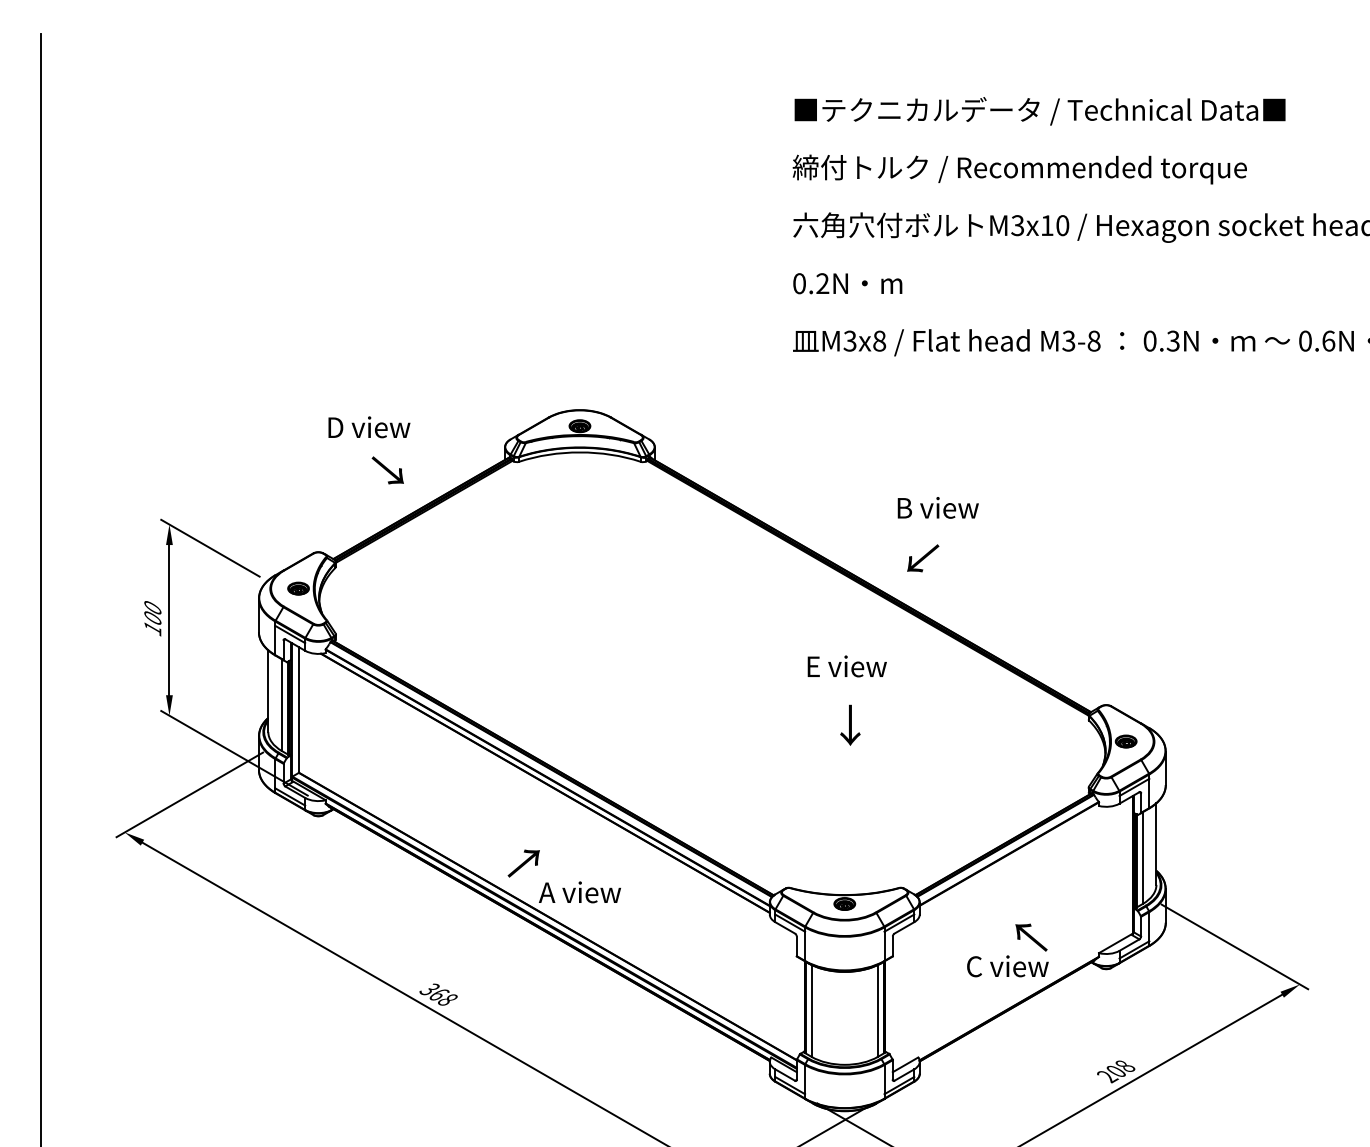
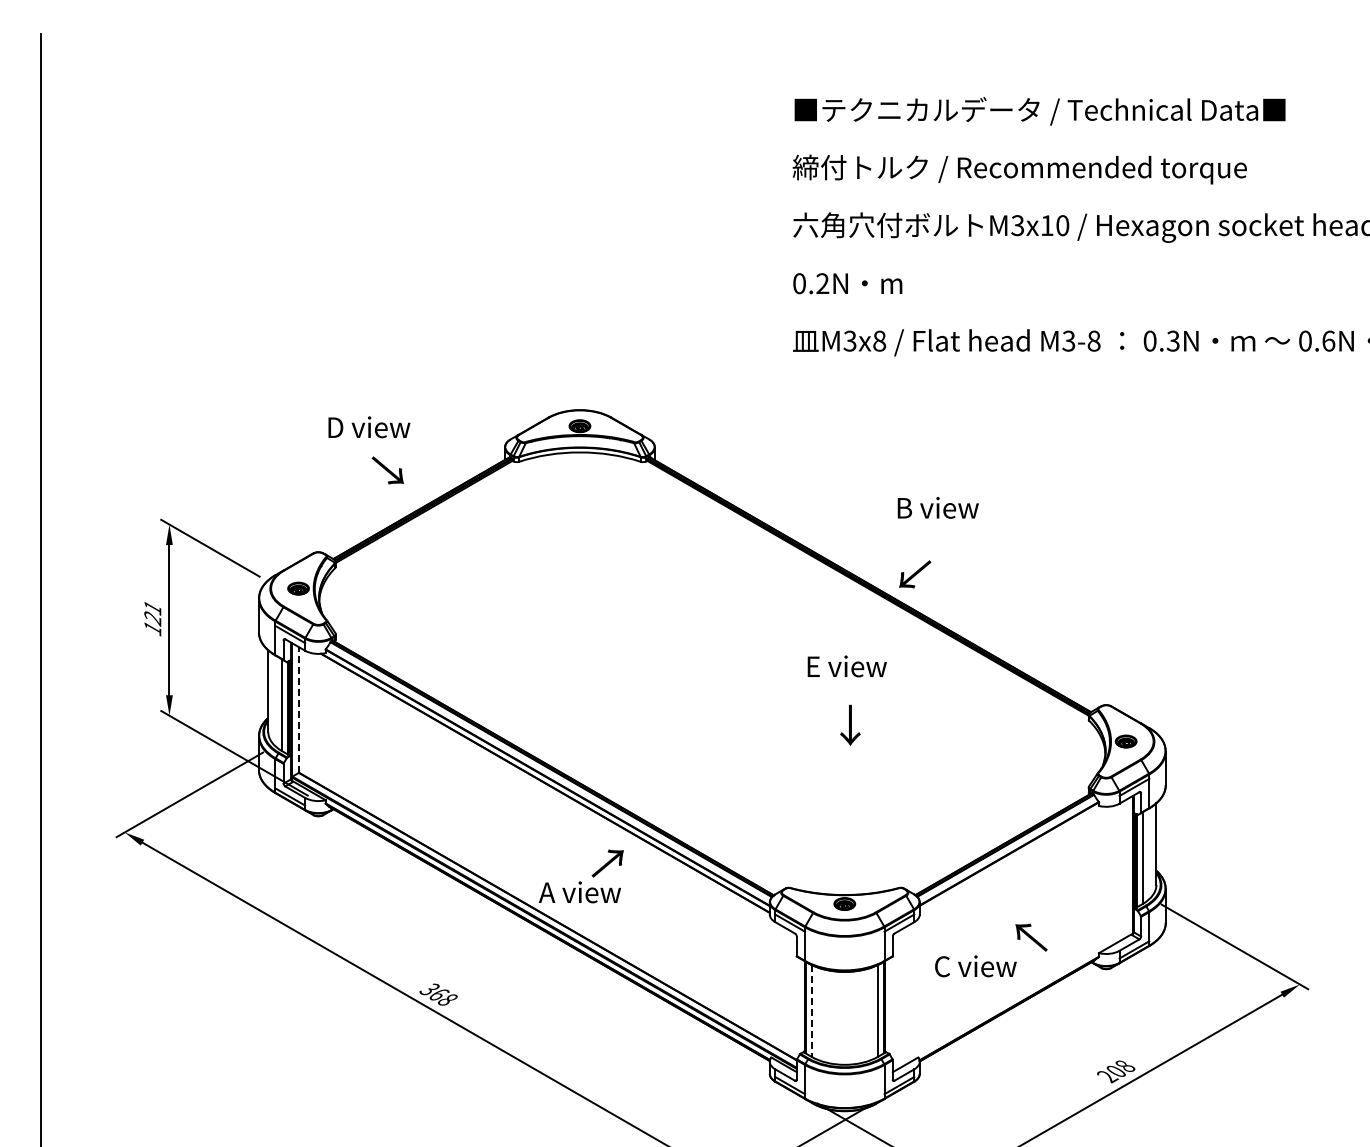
text position: (923, 558) -> (915, 574) (915, 574)
text: 100 -> 121 (152, 613)
line: solid -> dashed (299, 710)
text position: (523, 863) -> (607, 863) (607, 863)
text position: (1007, 966) -> (975, 966) (975, 966)
line: solid -> dashed (811, 1010)
